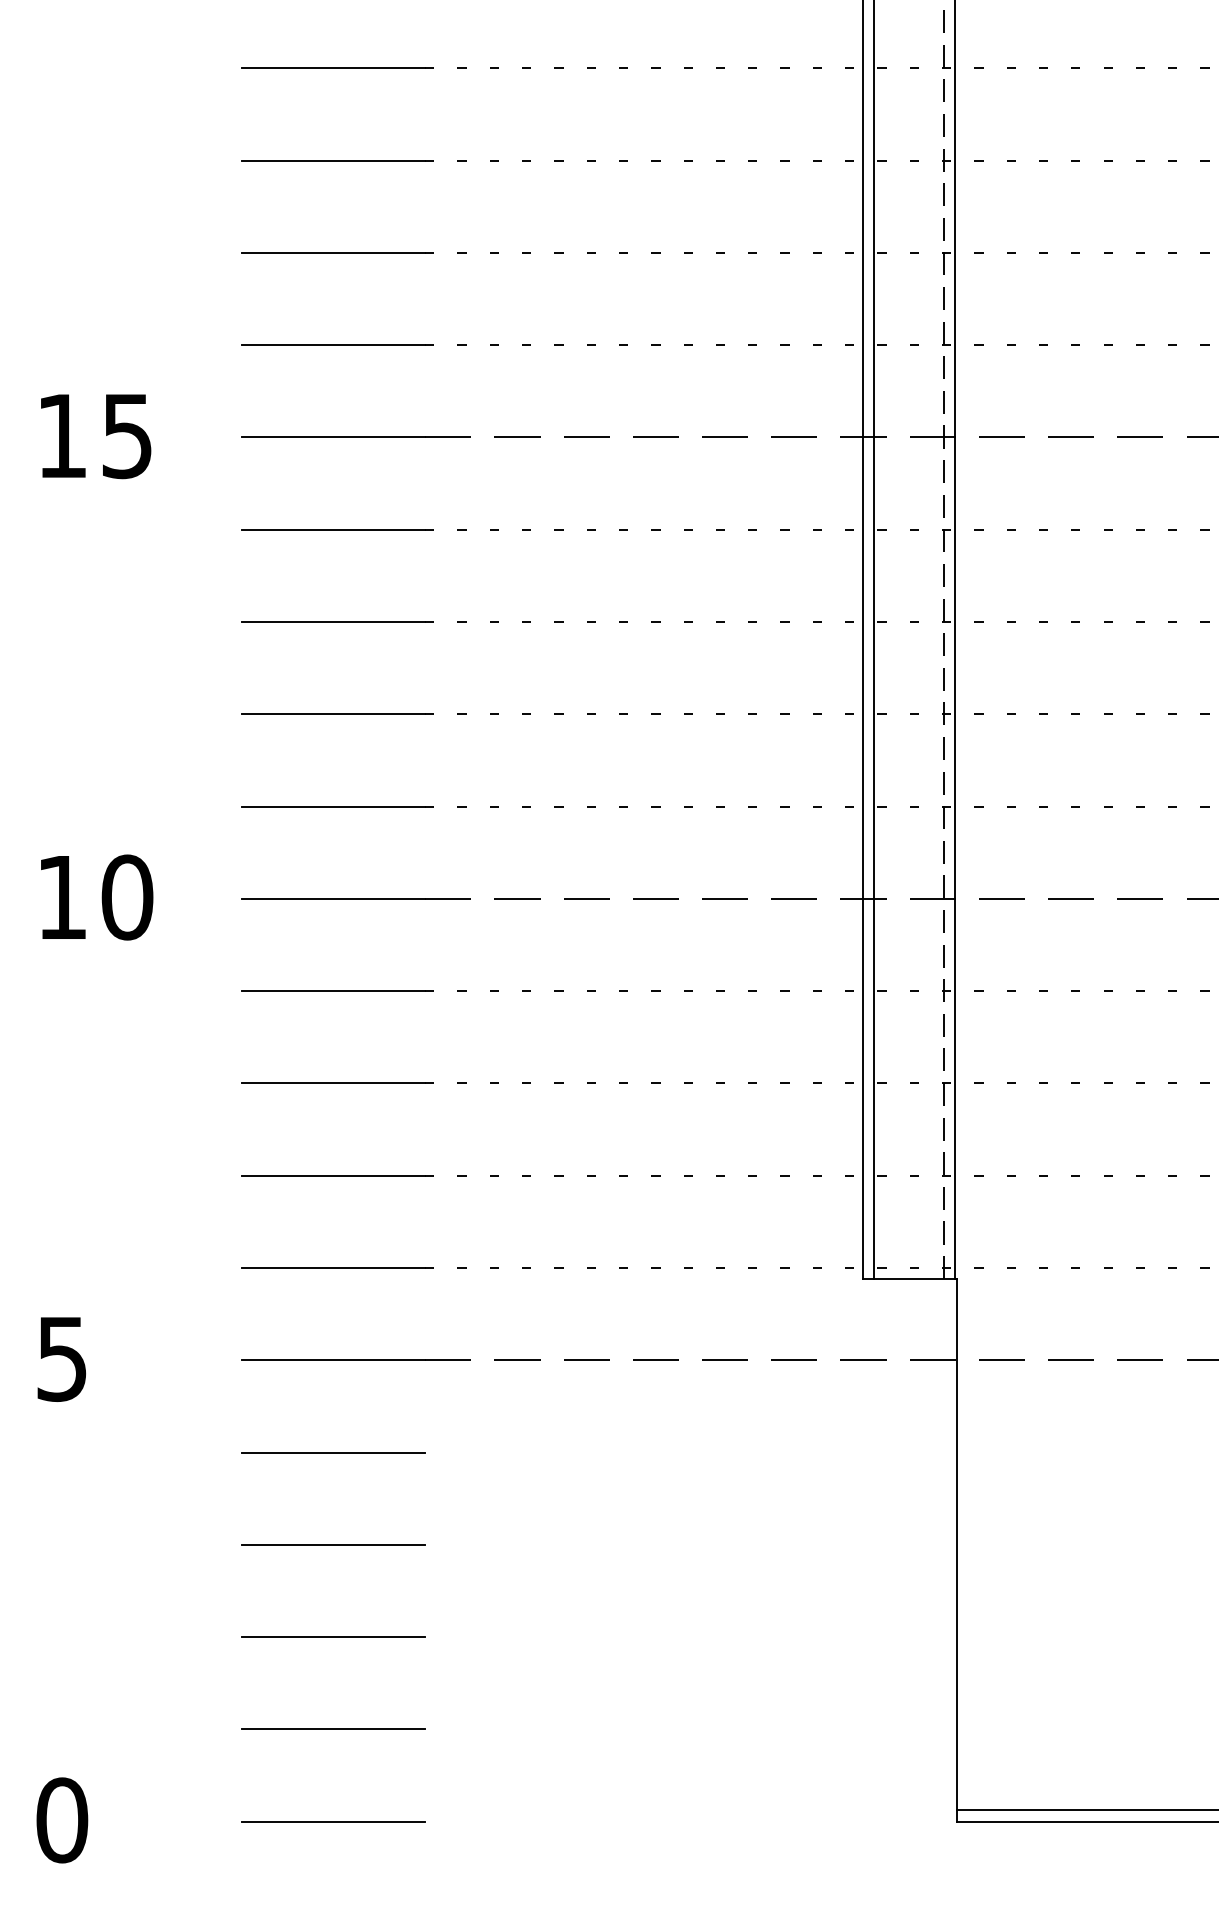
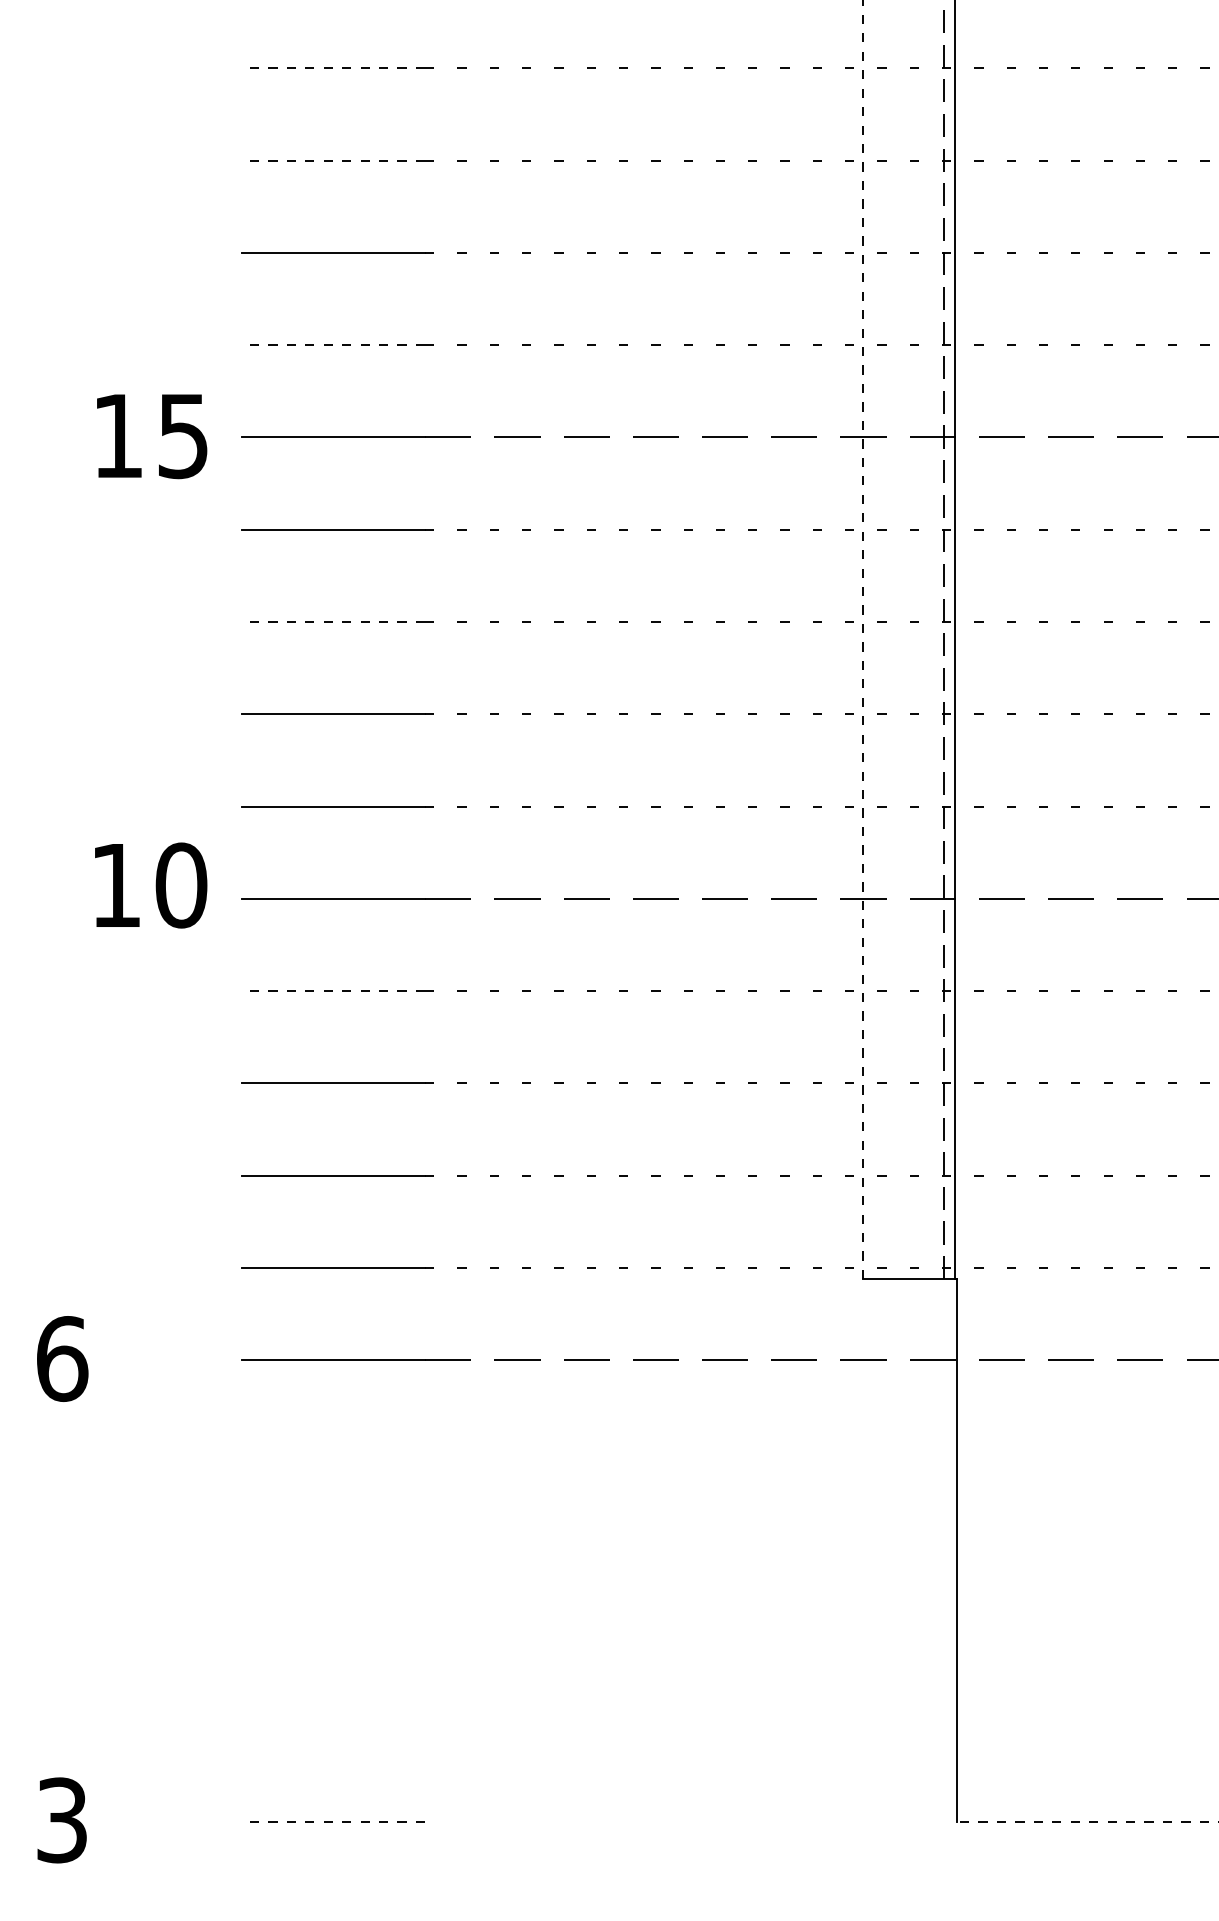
line: solid -> dashed (333, 68)
line: solid -> dashed (333, 160)
line: solid -> dashed (333, 345)
text position: (96, 436) -> (152, 436) (152, 436)
line: solid -> dashed (333, 622)
line: solid -> dashed (862, 639)
line: present -> none (874, 640)
text position: (97, 897) -> (151, 885) (151, 885)
line: solid -> dashed (333, 991)
text: 5 -> 6 (62, 1359)
line: present -> none (333, 1452)
line: present -> none (333, 1544)
line: present -> none (333, 1637)
line: present -> none (333, 1728)
line: present -> none (1085, 1810)
text: 0 -> 3 (62, 1820)
line: solid -> dashed (333, 1821)
line: solid -> dashed (1087, 1821)
